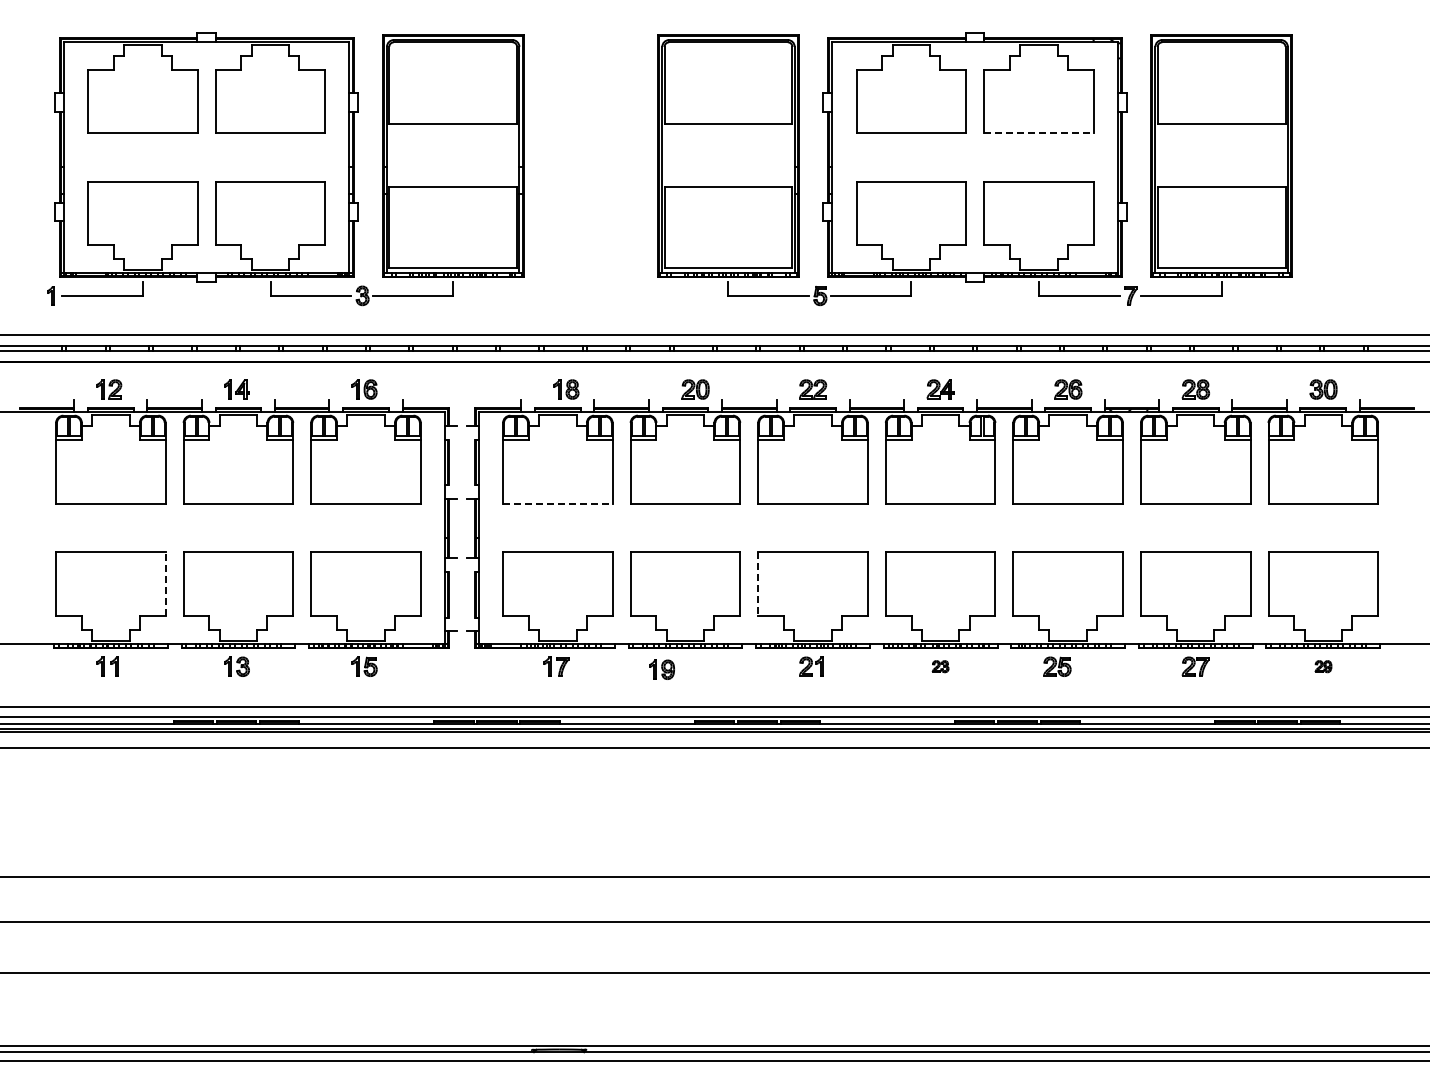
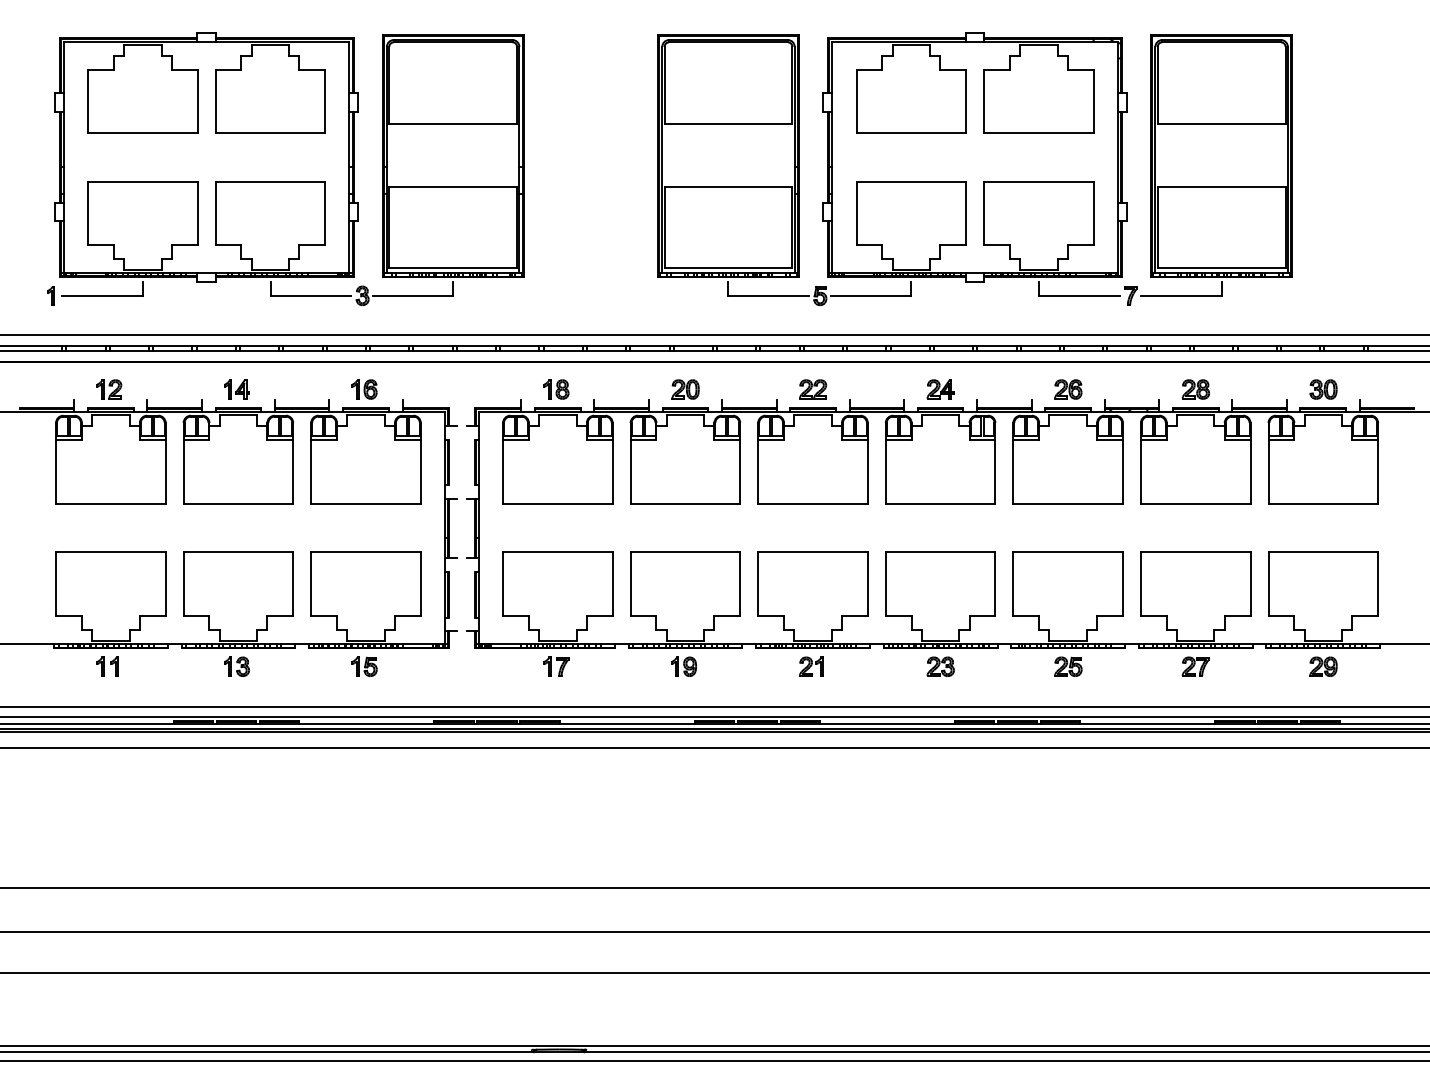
line: dashed -> solid (1038, 132)
part position: (566, 389) -> (556, 389) (556, 389)
part position: (695, 389) -> (685, 389) (685, 389)
line: dashed -> solid (557, 503)
line: dashed -> solid (165, 584)
line: dashed -> solid (758, 584)
part size: 19x14 px -> 29x21 px (940, 666)
part position: (1057, 666) -> (1068, 666) (1068, 666)
part size: 19x14 px -> 29x21 px (1323, 666)
part position: (661, 669) -> (683, 666) (683, 666)
line position: (714, 876) -> (714, 887) (714, 887)
line position: (714, 922) -> (714, 932) (714, 932)
